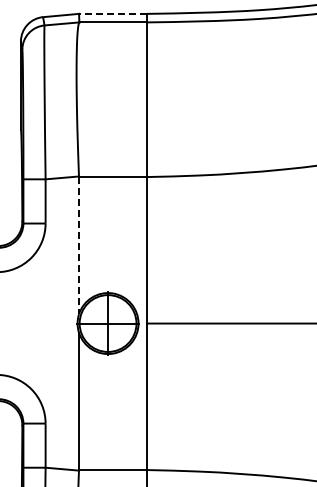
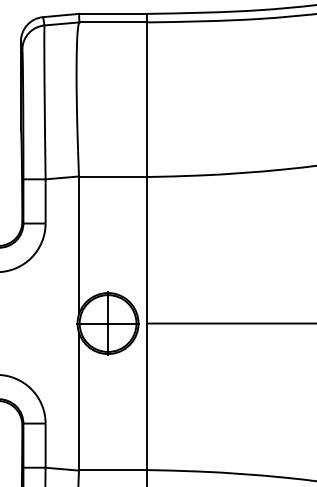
line: dashed -> solid (112, 13)
line: dashed -> solid (79, 245)
